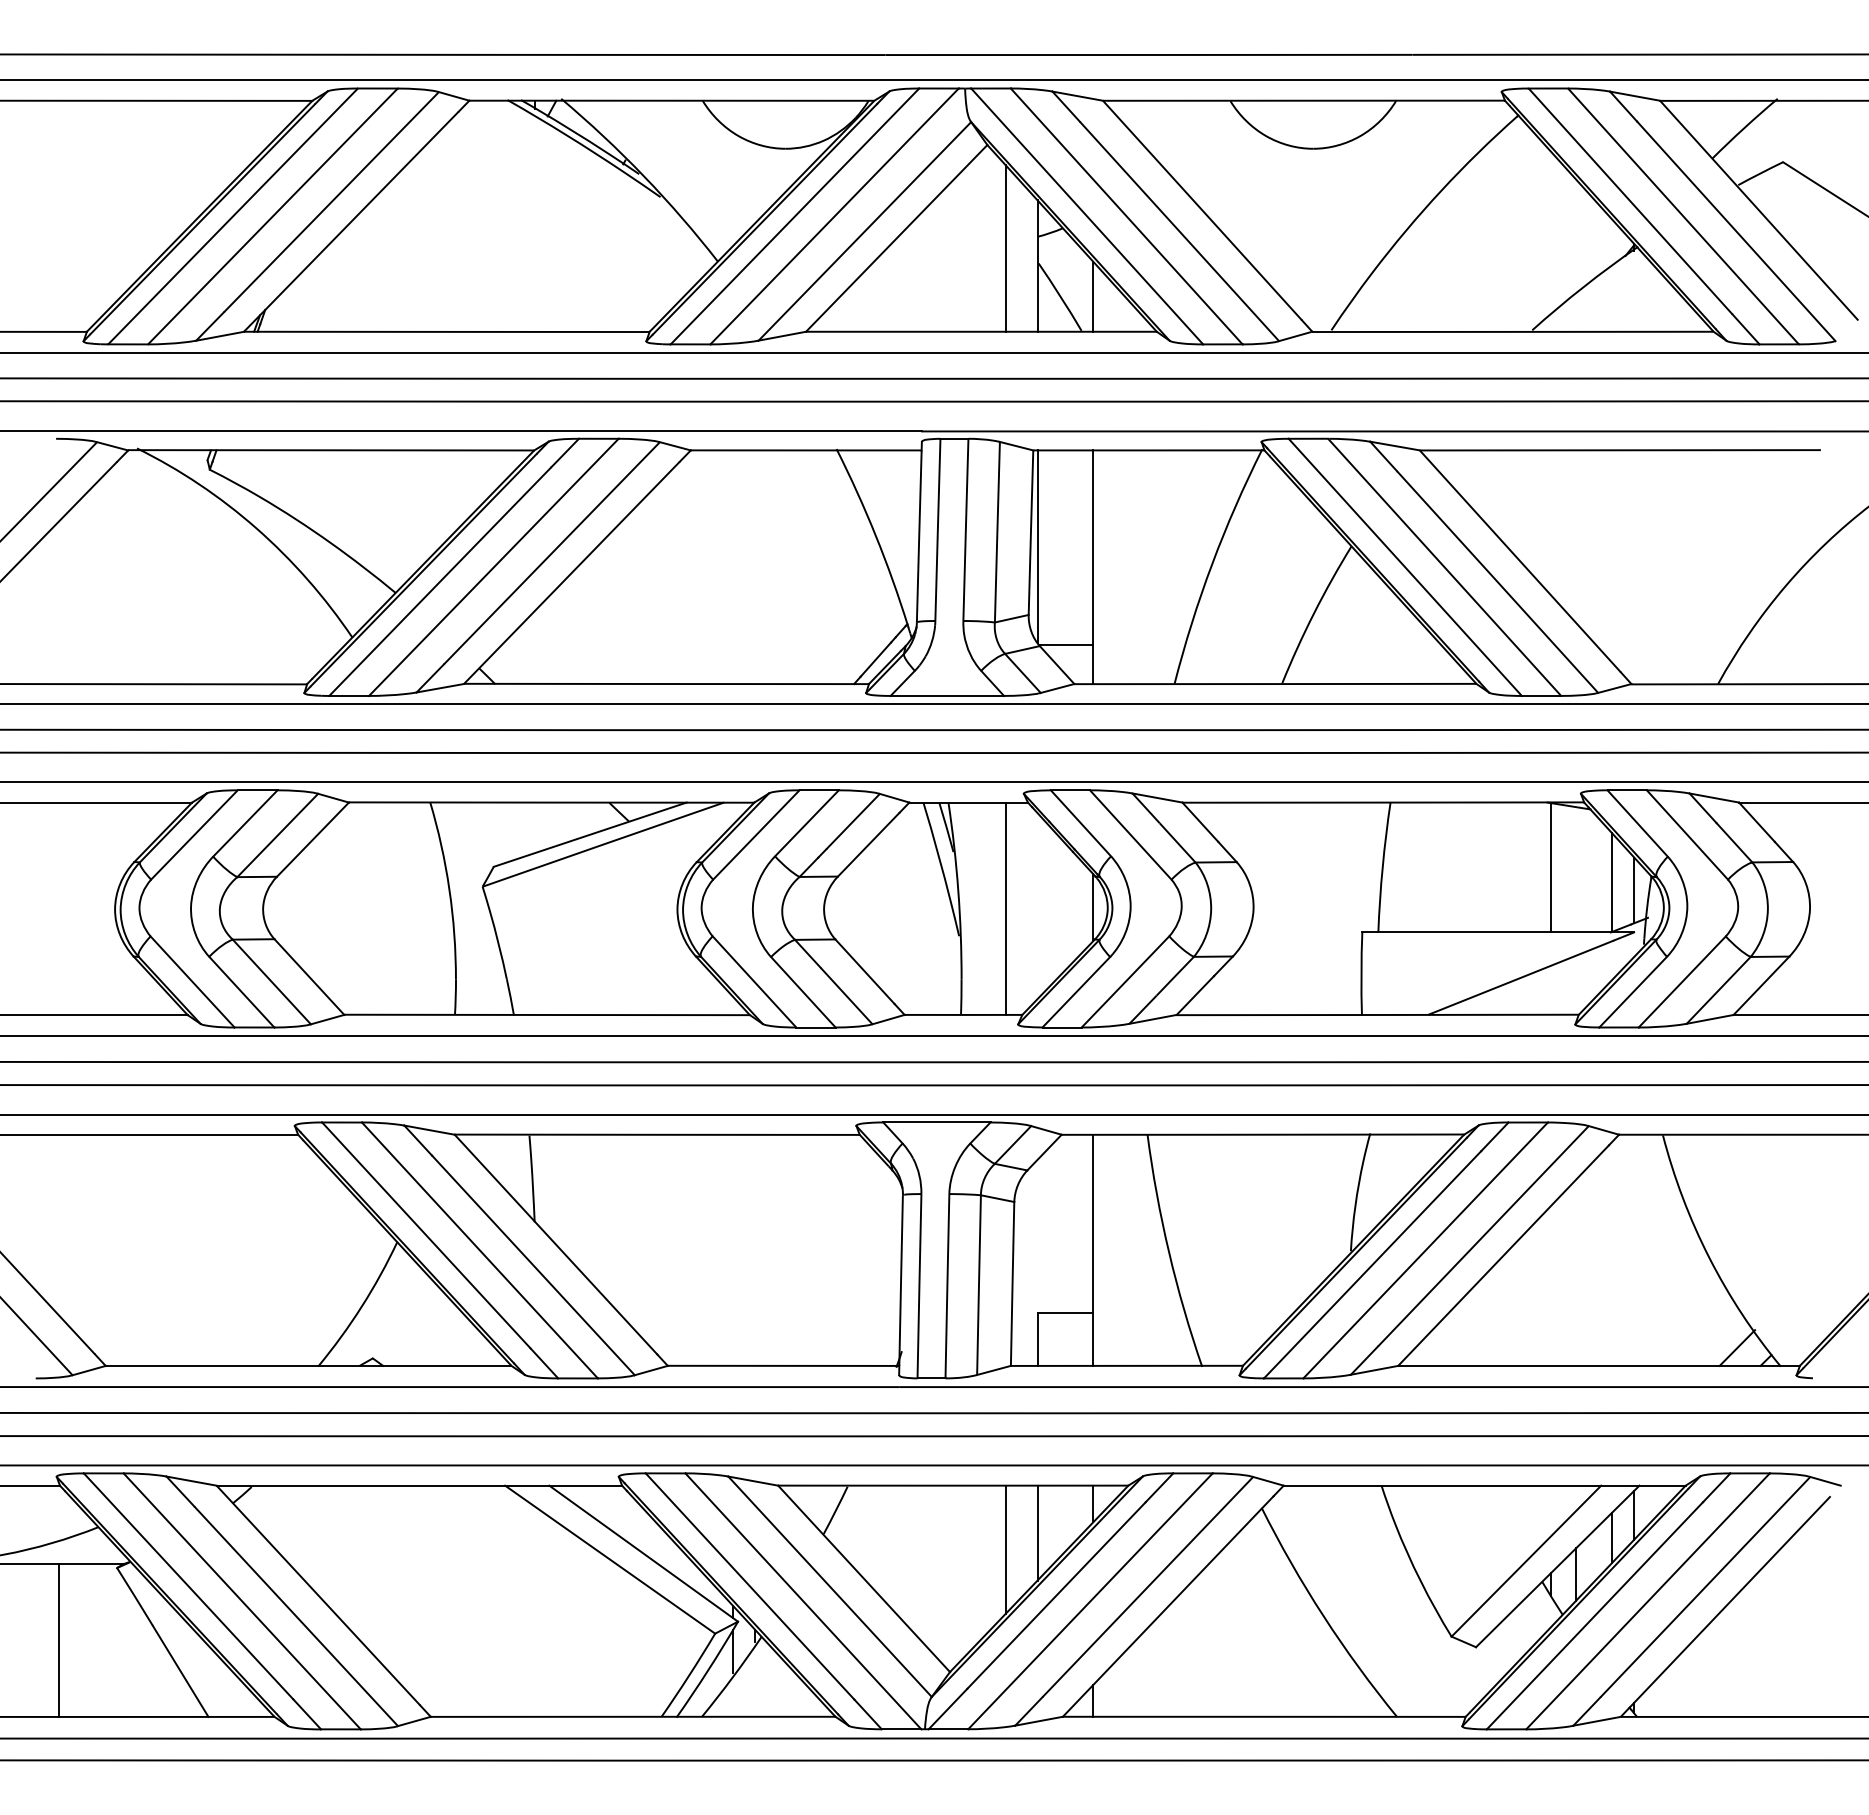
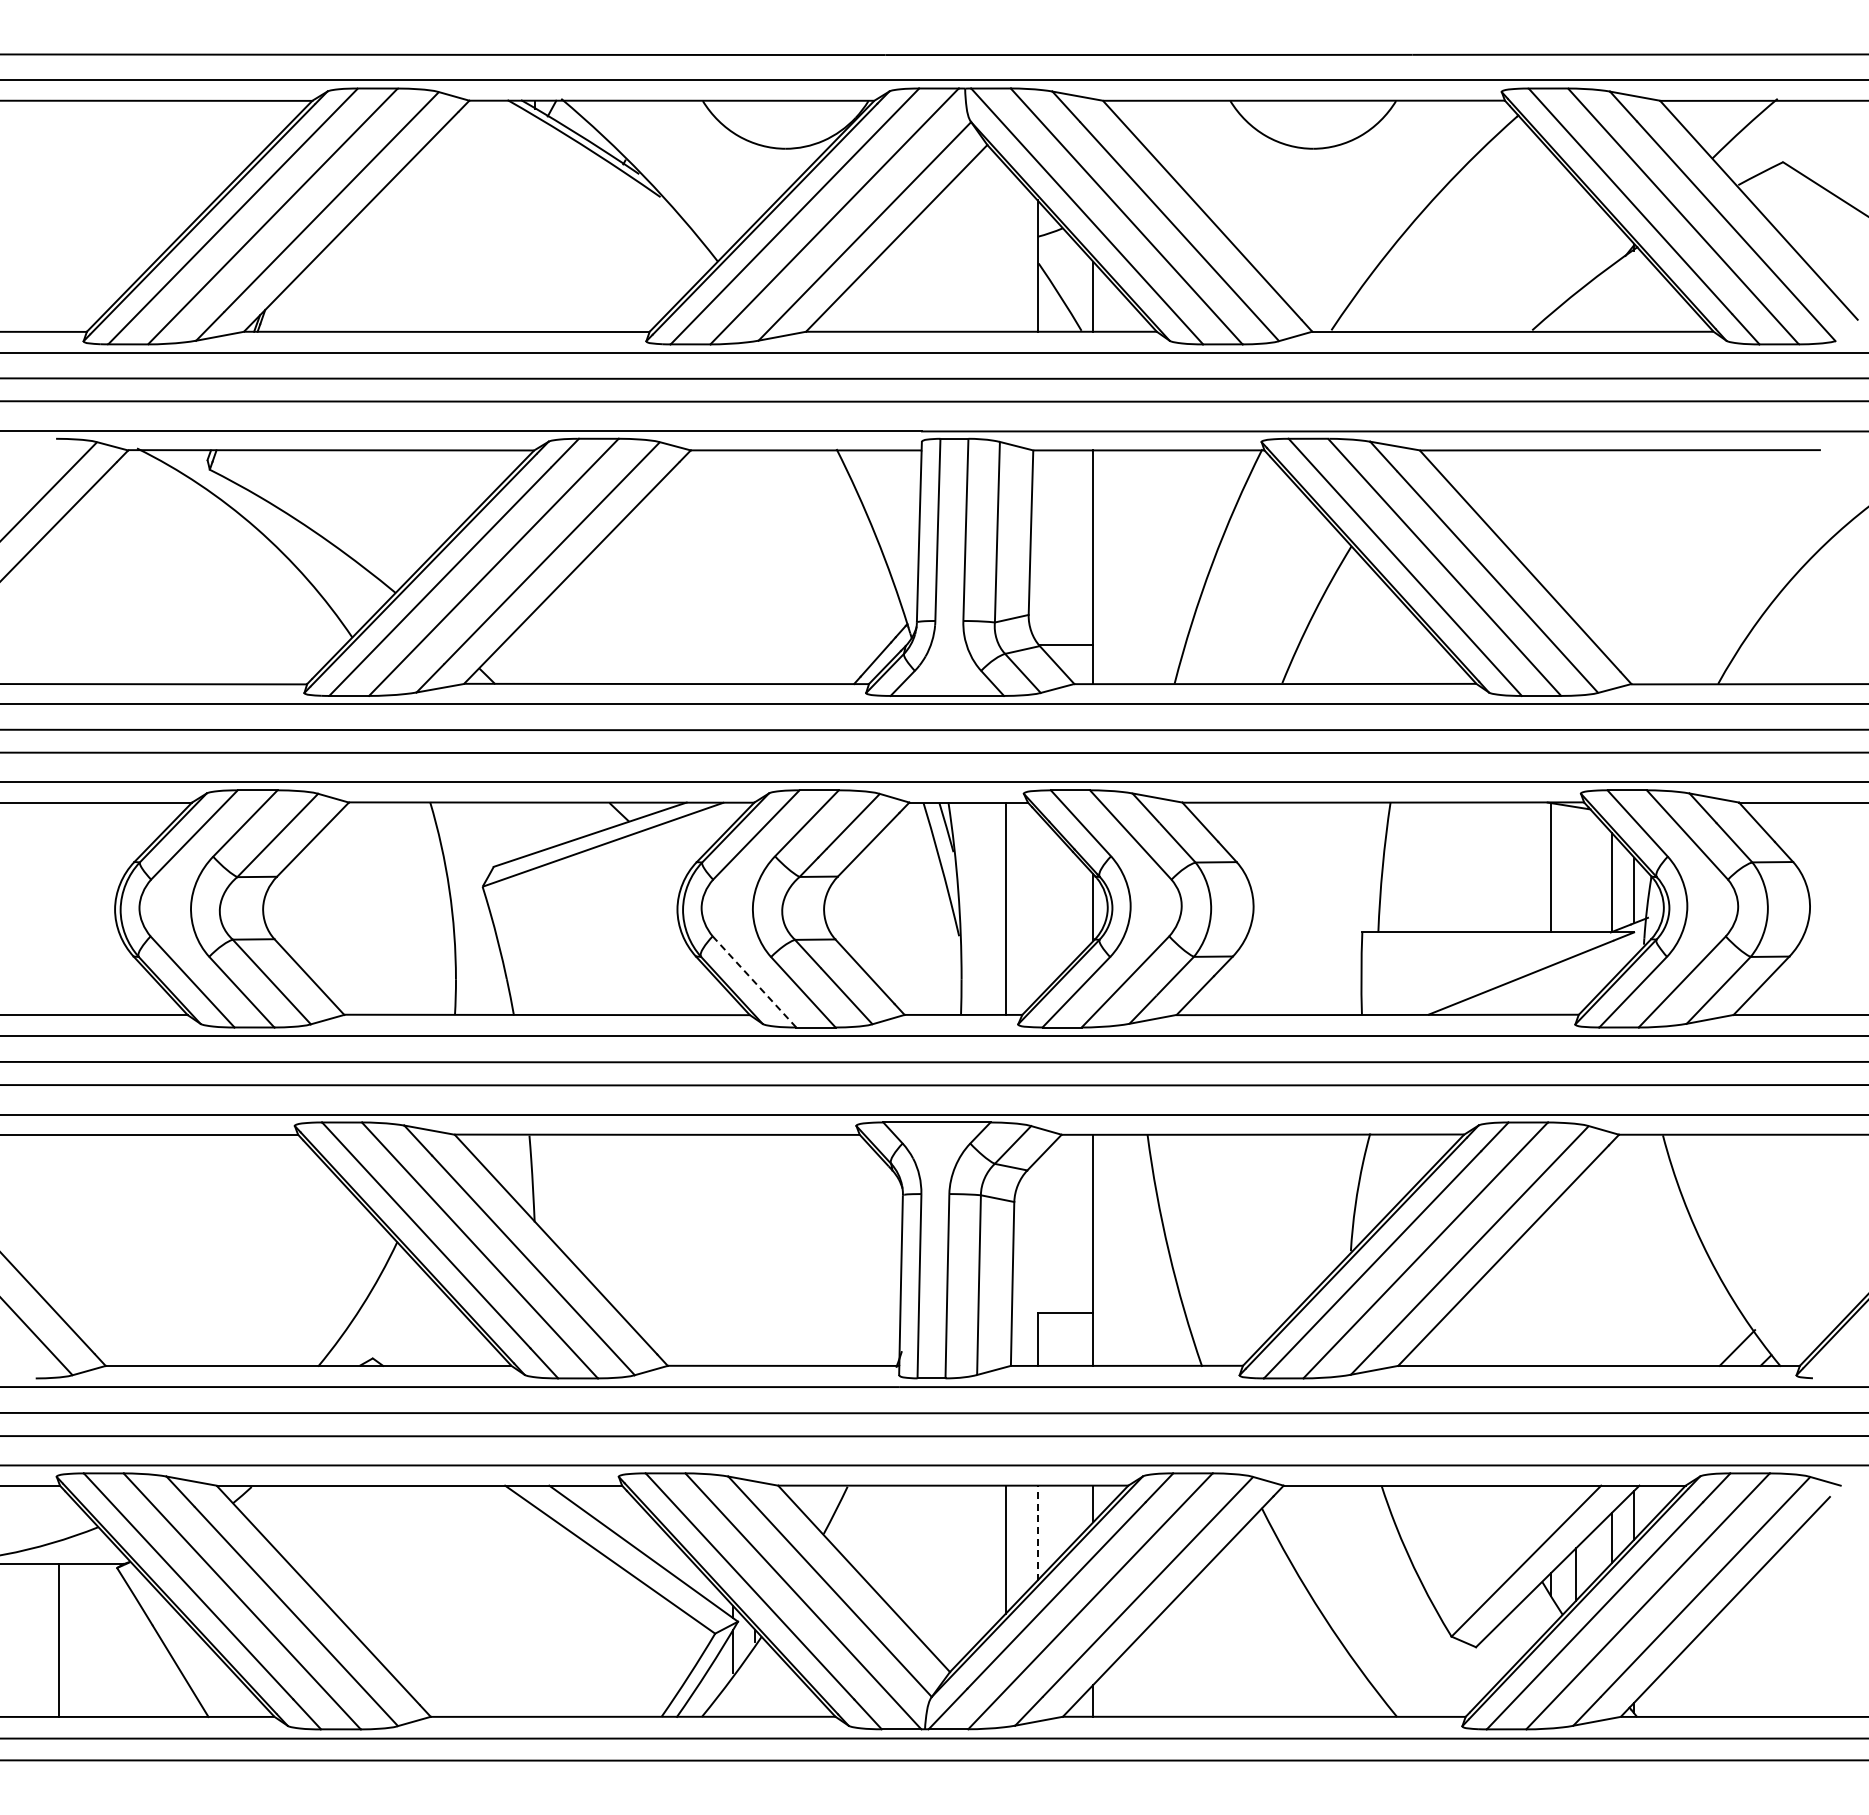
line: present -> none (1005, 248)
line: present -> none (1037, 546)
line: solid -> dashed (754, 981)
line: solid -> dashed (1037, 1532)
